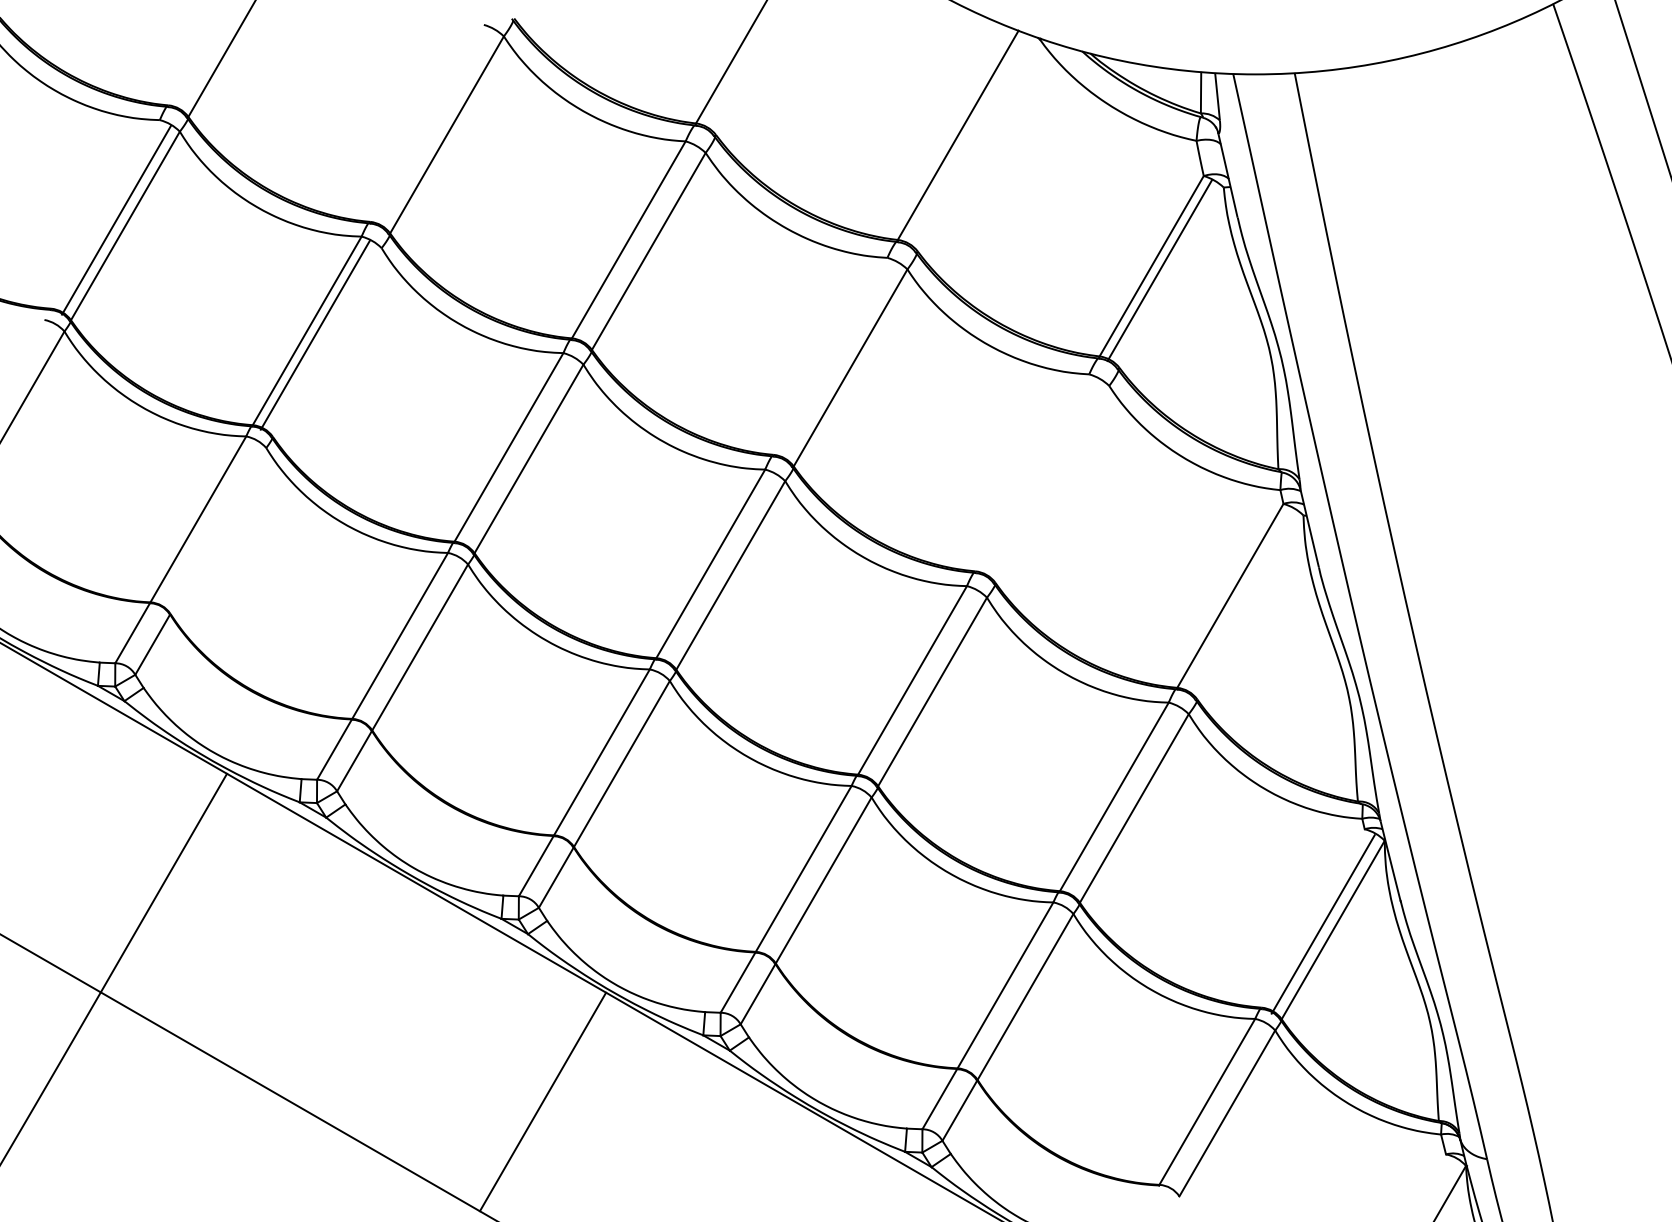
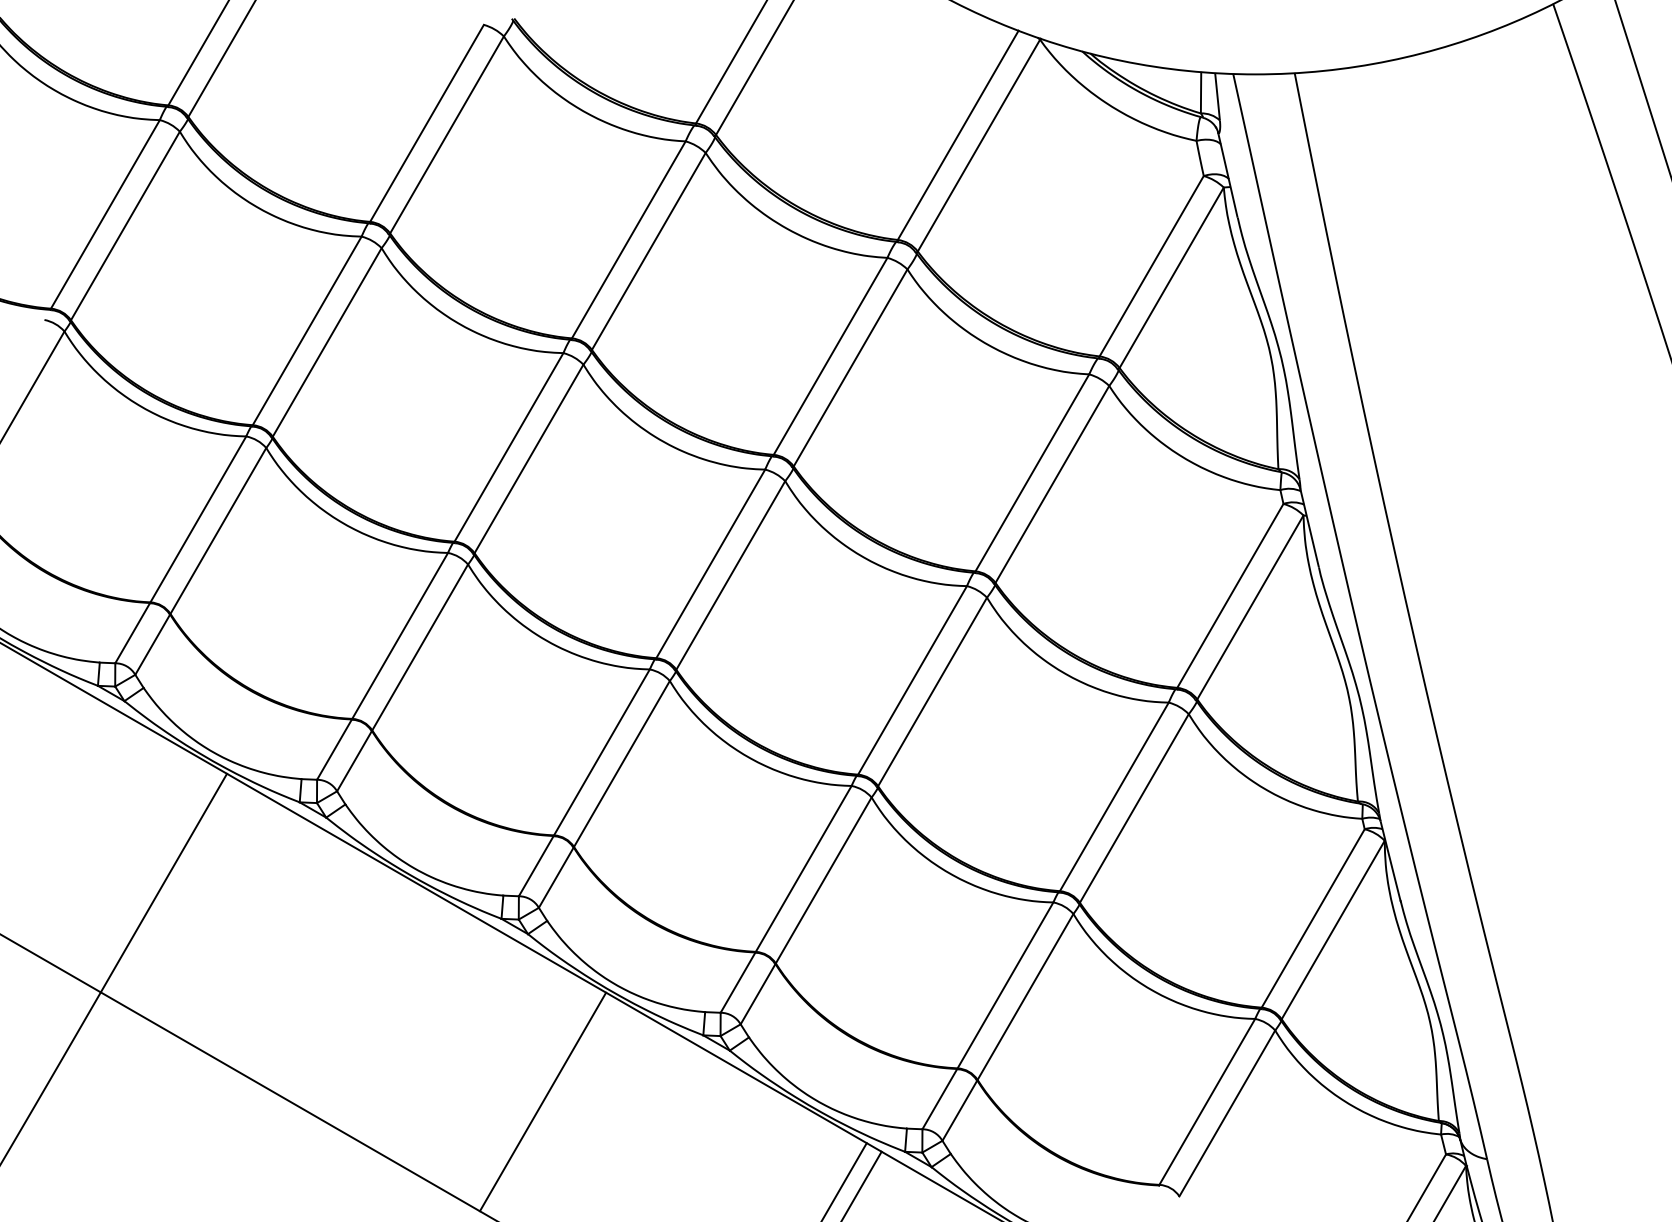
line: none -> present (197, 53)
line: none -> present (754, 68)
line: none -> present (426, 122)
line: none -> present (978, 145)
line position: (115, 220) -> (104, 214) (104, 214)
line position: (1159, 270) -> (1171, 277) (1171, 277)
line position: (314, 335) -> (326, 342) (326, 342)
line: none -> present (830, 355)
line: none -> present (1032, 472)
line: none -> present (1052, 483)
line: none -> present (218, 530)
line: none -> present (1250, 607)
line position: (1322, 924) -> (1312, 918) (1312, 918)
line: none -> present (844, 1180)
line: none -> present (862, 1184)
line: none -> present (1427, 1186)
